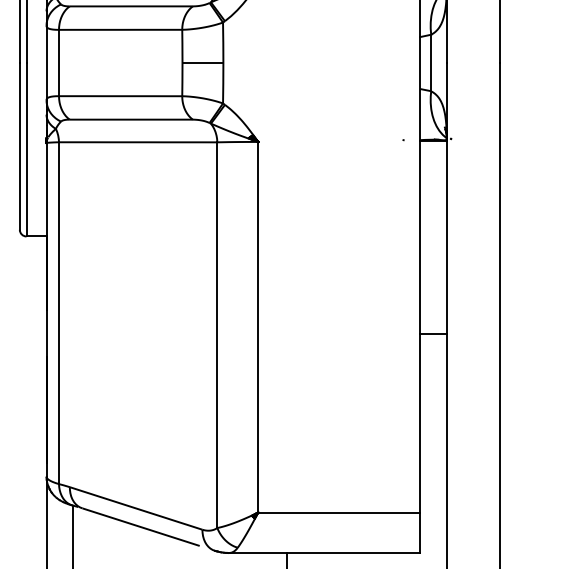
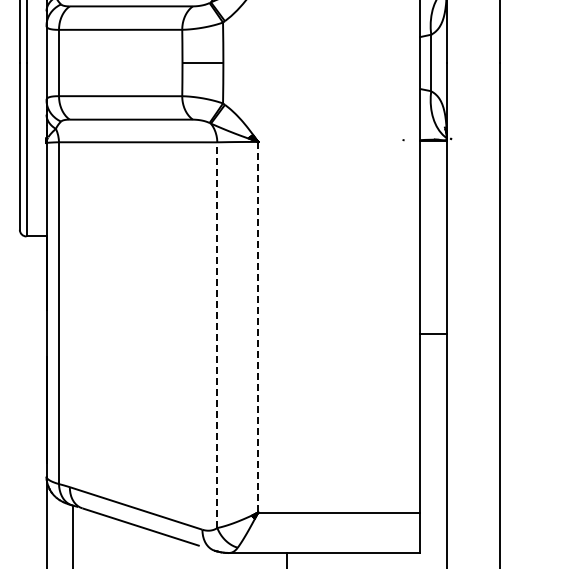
line: solid -> dashed (258, 327)
line: solid -> dashed (217, 335)
